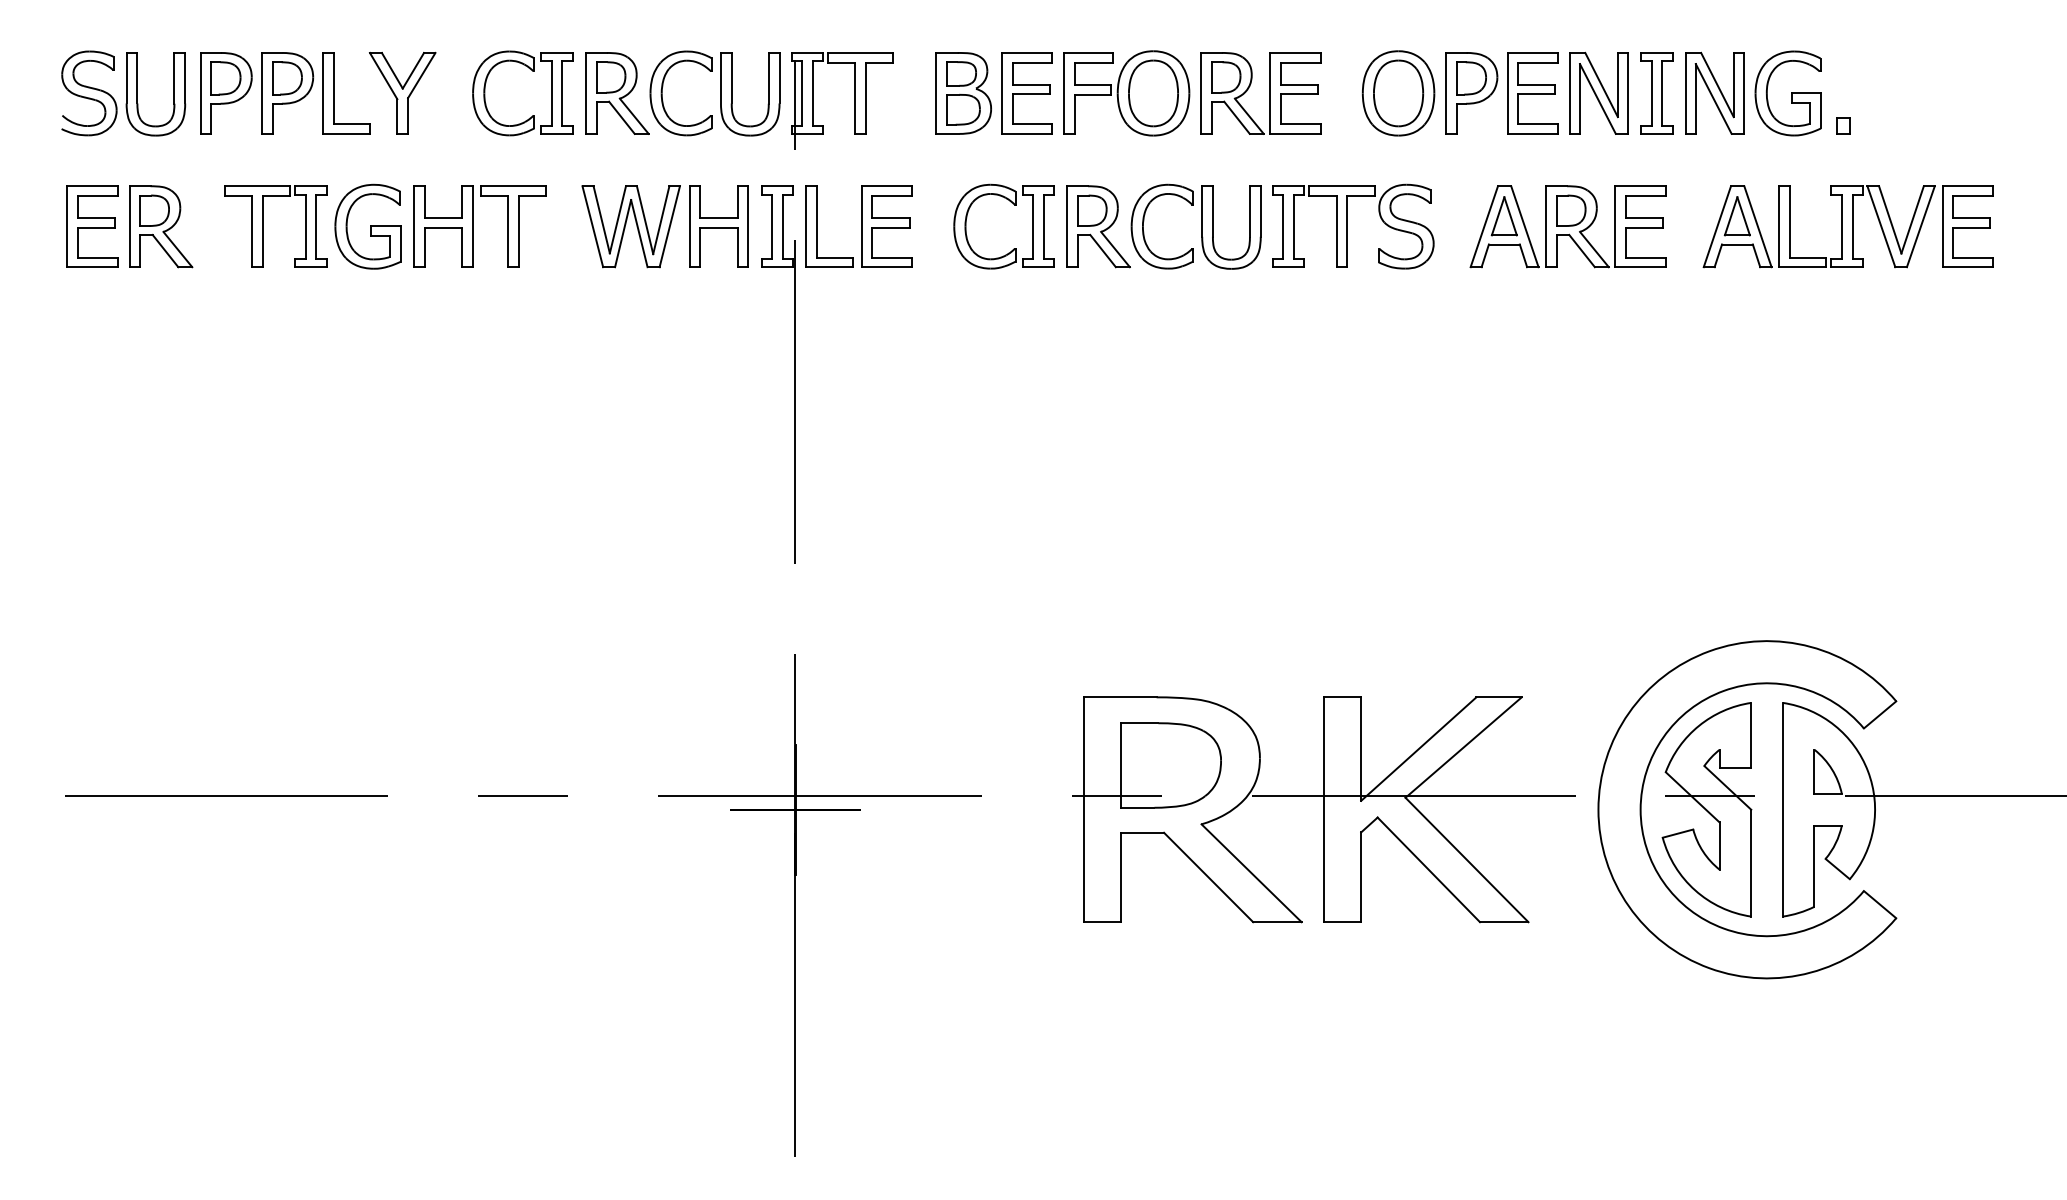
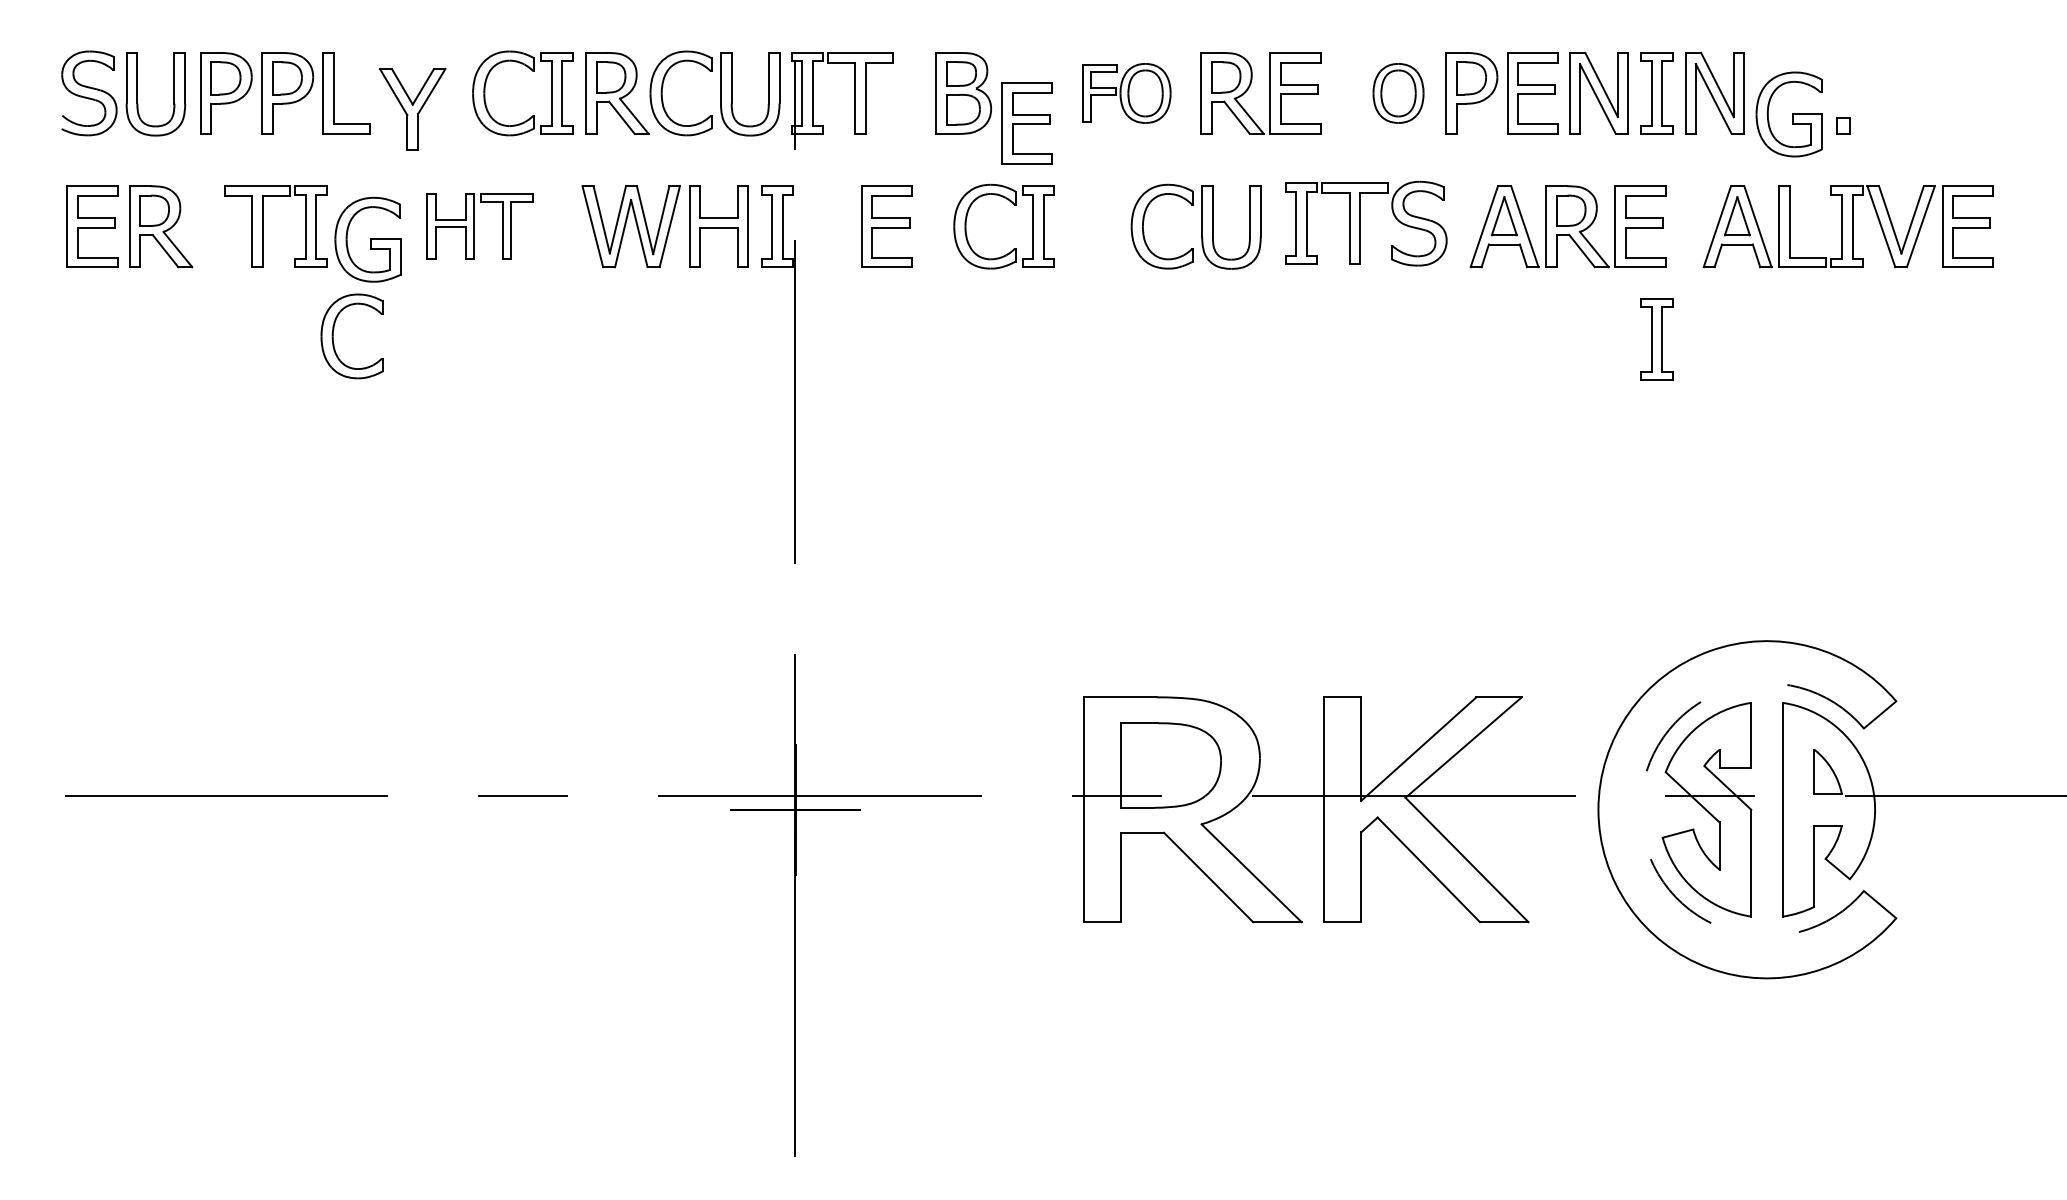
part position: (402, 92) -> (412, 108) (412, 108)
part position: (1026, 93) -> (1026, 123) (1026, 123)
part size: 128x87 px -> 90x61 px (1126, 93)
part size: 75x87 px -> 53x61 px (1398, 93)
part position: (1787, 93) -> (1788, 114) (1788, 114)
part position: (367, 226) -> (367, 239) (367, 239)
part size: 134x83 px -> 108x67 px (479, 226)
part: present -> none (817, 226)
part: present -> none (1098, 226)
part position: (1353, 226) -> (1366, 223) (1366, 223)
part: none -> present (333, 336)
part: none -> present (1656, 339)
arc: solid -> dashed (1640, 809)
